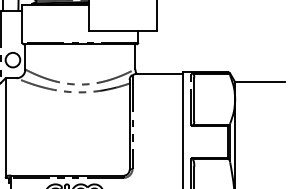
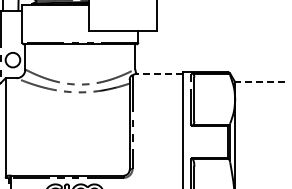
line: solid -> dashed (159, 73)
line: solid -> dashed (260, 82)
